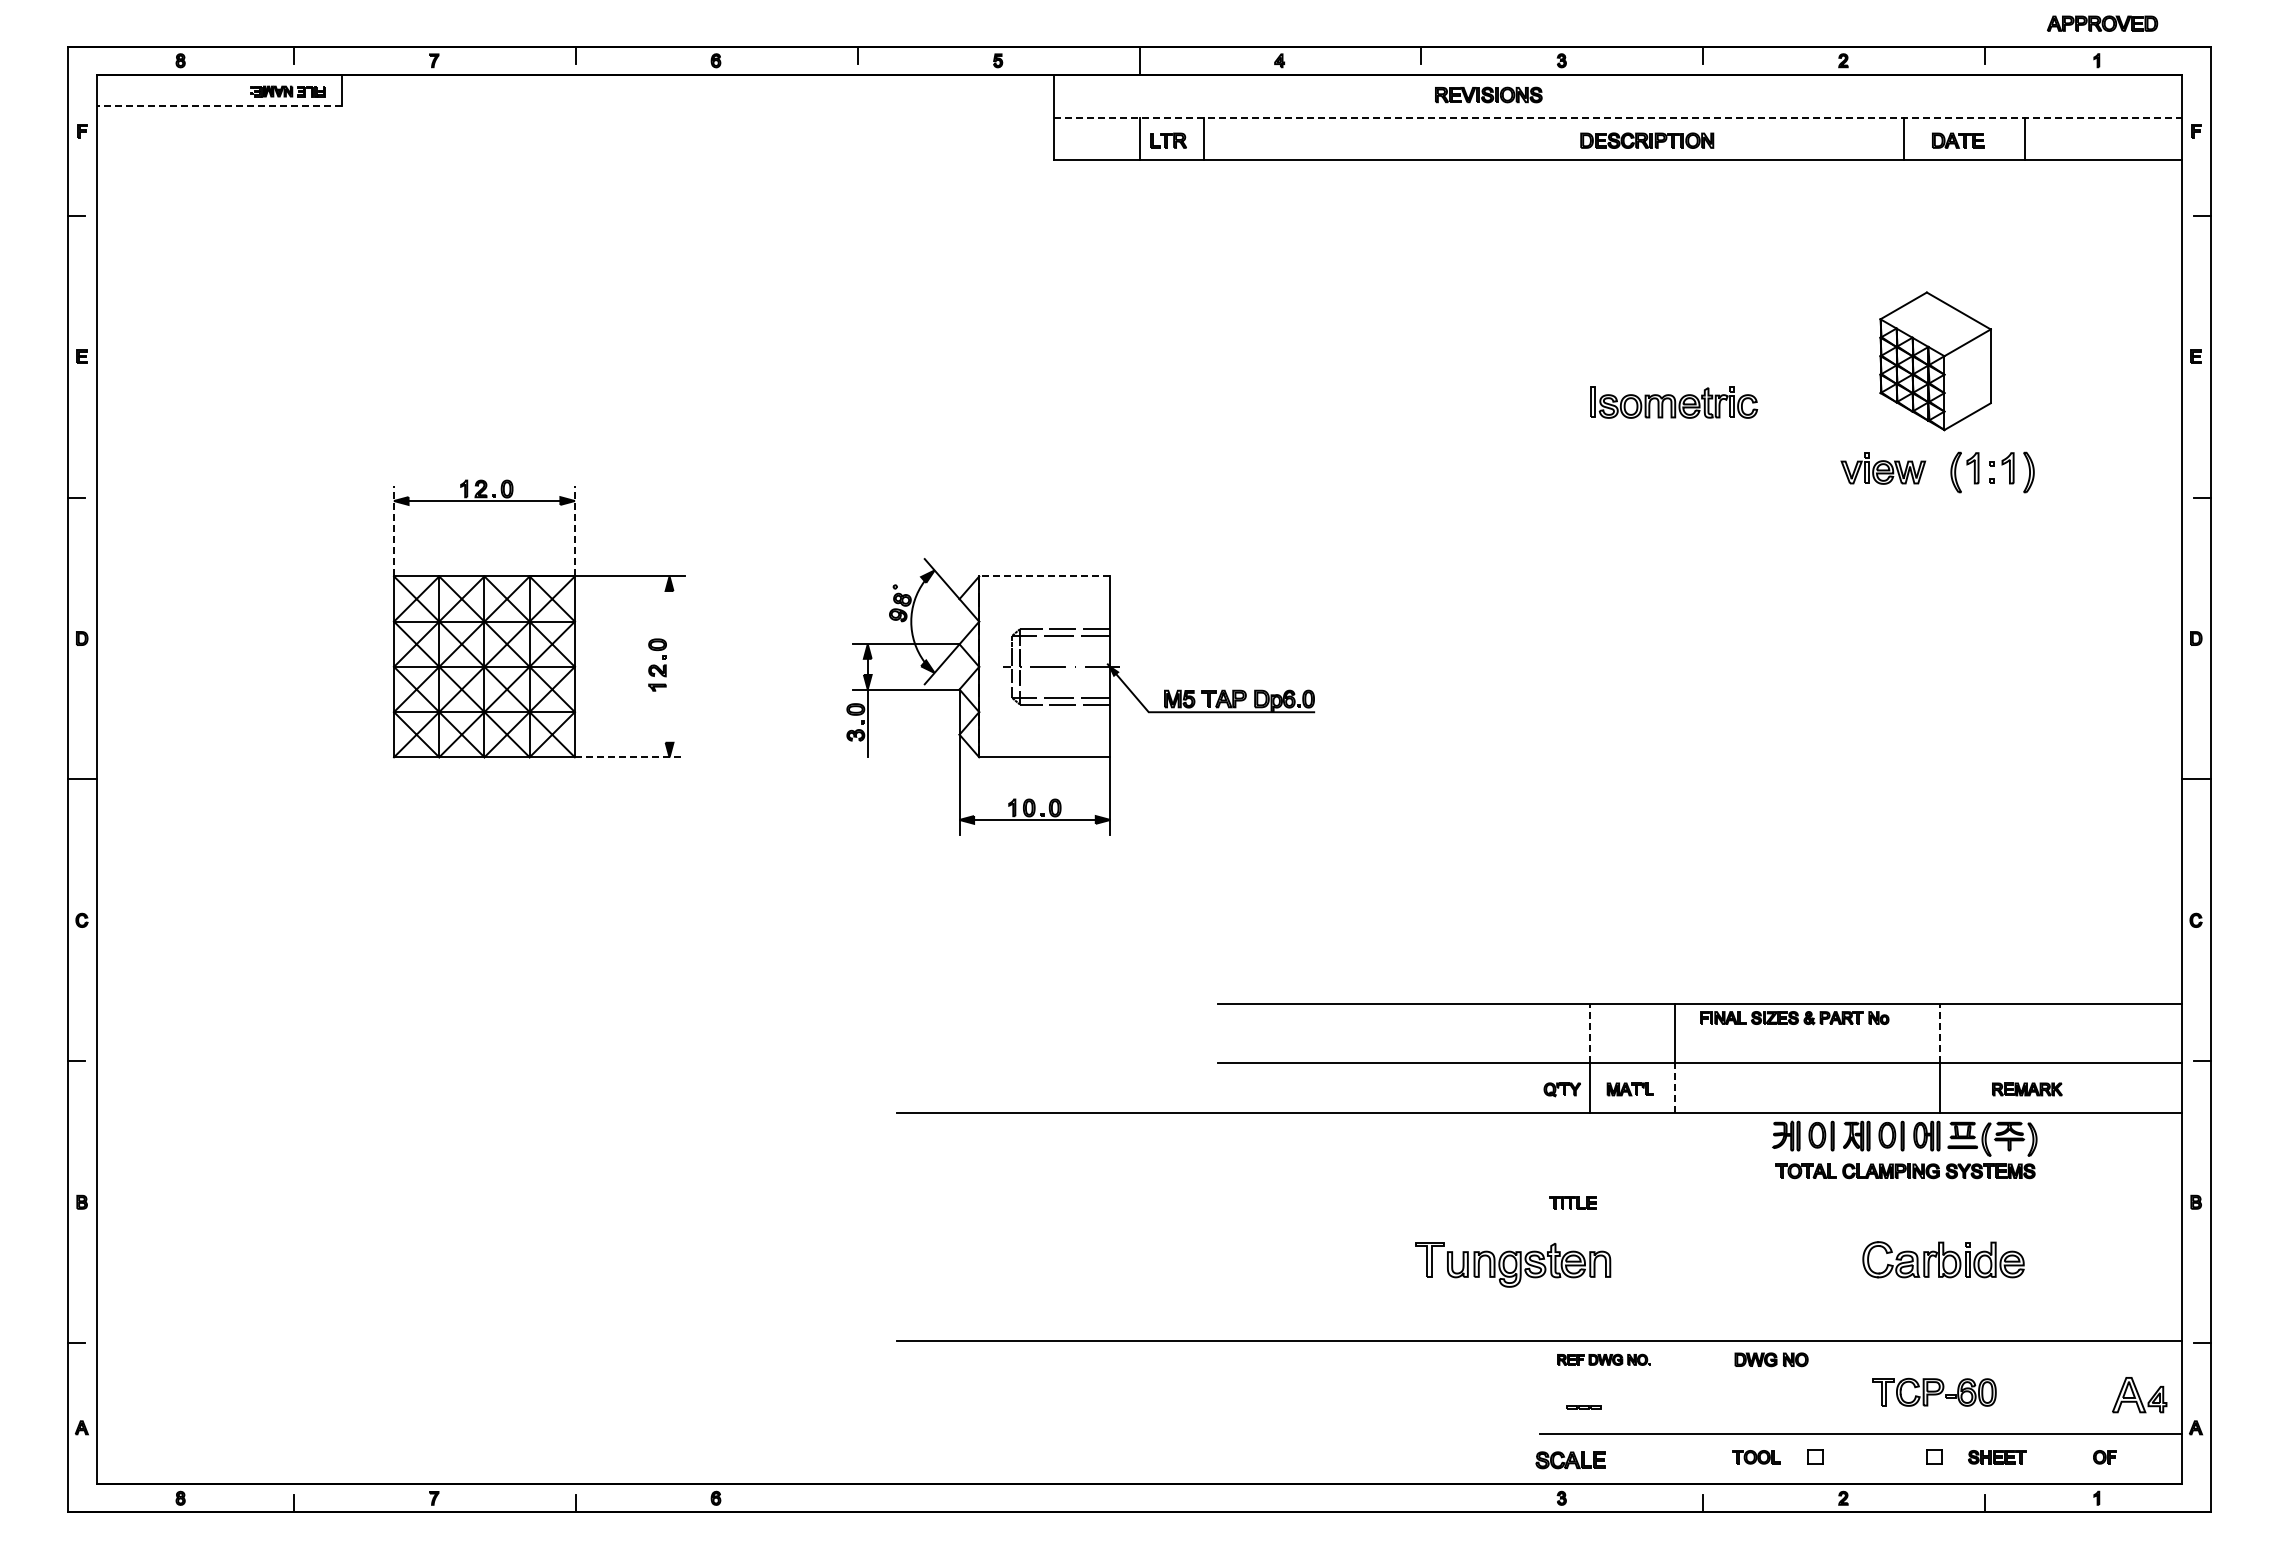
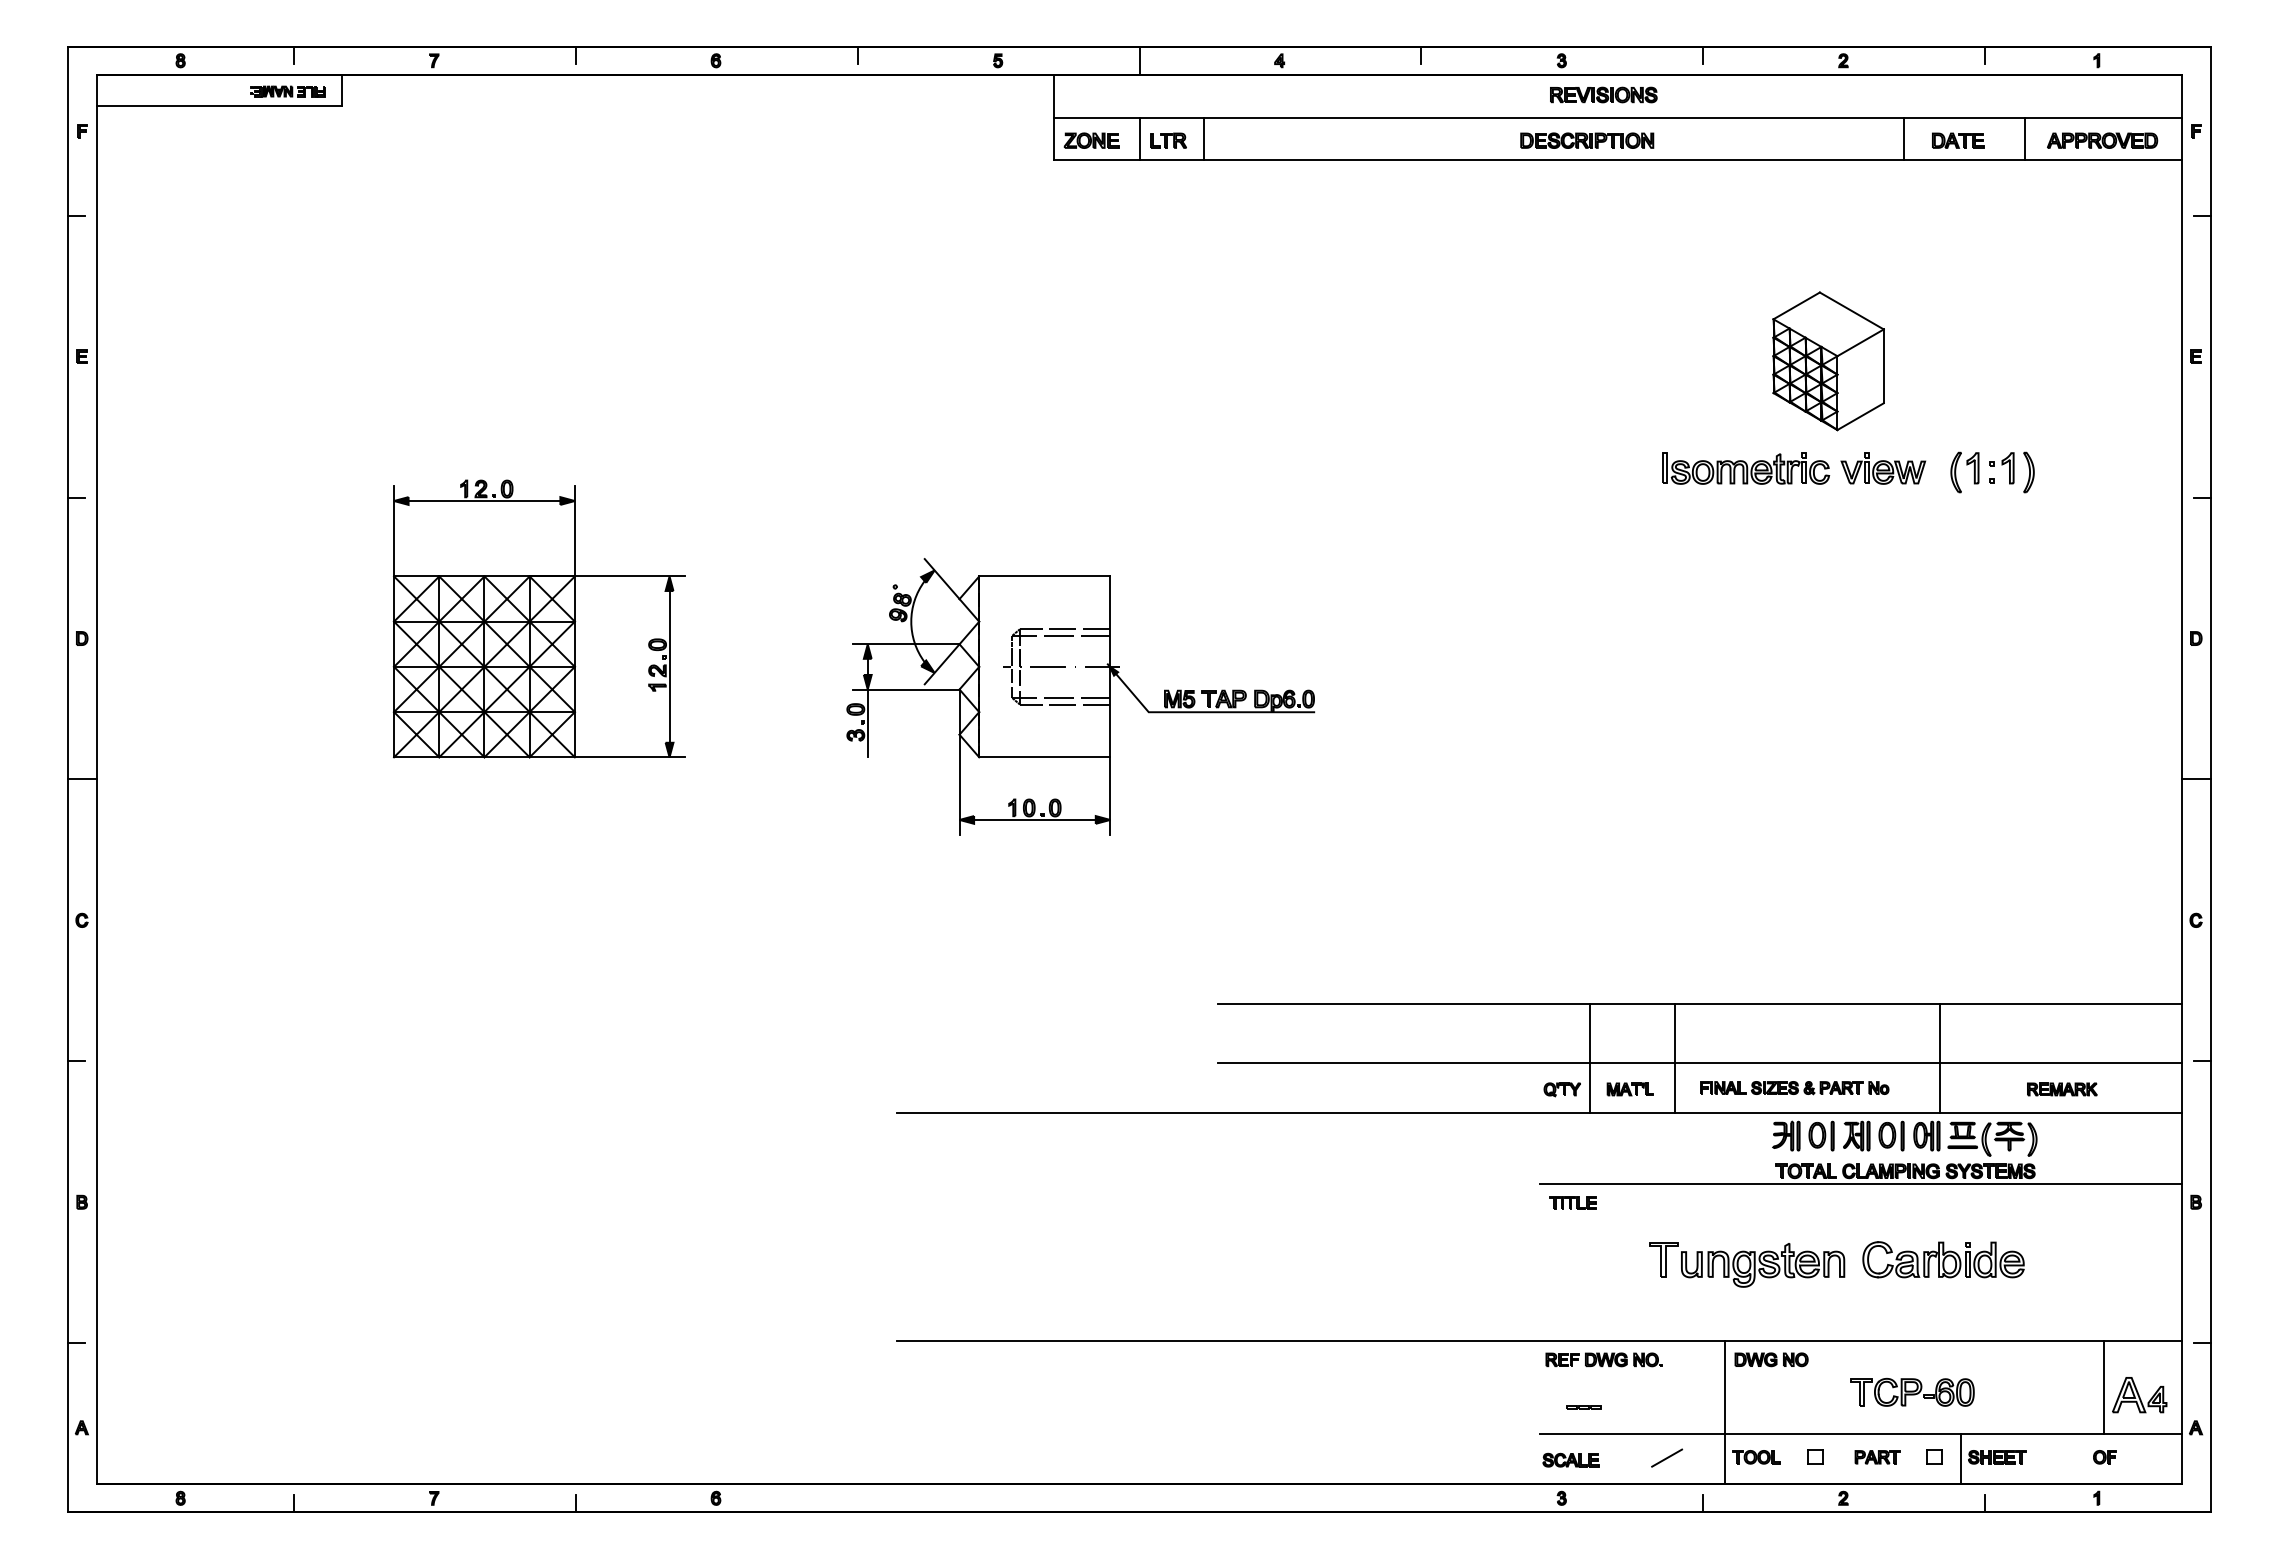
part position: (2102, 23) -> (2102, 140) (2102, 140)
part position: (1488, 94) -> (1603, 94) (1603, 94)
line: dashed -> solid (219, 105)
line: dashed -> solid (1618, 117)
part: none -> present (1091, 140)
part position: (1647, 140) -> (1587, 140) (1587, 140)
part position: (1935, 361) -> (1828, 361) (1828, 361)
part position: (1674, 402) -> (1746, 468) (1746, 468)
line: dashed -> solid (394, 530)
line: dashed -> solid (574, 530)
line: dashed -> solid (1044, 576)
line: none -> present (669, 666)
line: dashed -> solid (629, 757)
part position: (1794, 1018) -> (1794, 1088) (1794, 1088)
line: dashed -> solid (1589, 1033)
line: dashed -> solid (1939, 1033)
line: dashed -> solid (1675, 1087)
part position: (2027, 1089) -> (2062, 1089) (2062, 1089)
line: none -> present (1860, 1184)
part position: (1513, 1264) -> (1747, 1264) (1747, 1264)
part size: 94x13 px -> 118x16 px (1603, 1359)
line: none -> present (2103, 1387)
part position: (1934, 1391) -> (1912, 1391) (1912, 1391)
line: none -> present (1725, 1412)
line: none -> present (1667, 1457)
part: none -> present (1877, 1457)
line: none -> present (1961, 1459)
part size: 71x19 px -> 58x16 px (1570, 1459)
